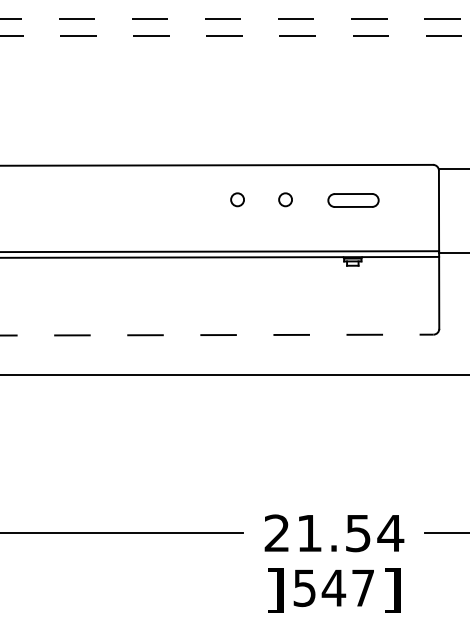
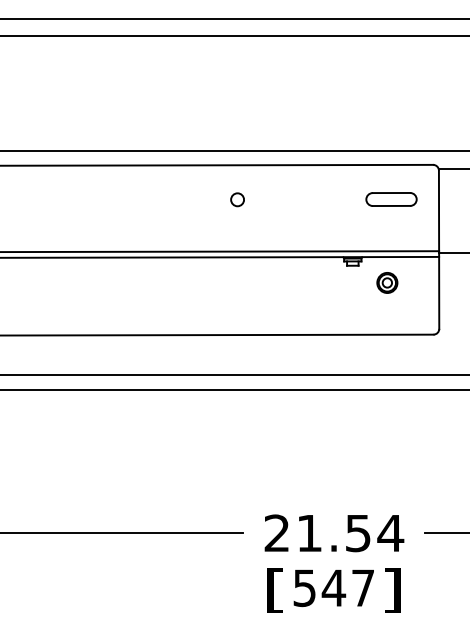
line: dashed -> solid (235, 18)
line: dashed -> solid (235, 36)
line: none -> present (234, 151)
circle: present -> none (285, 199)
part position: (353, 200) -> (391, 199) (391, 199)
part: none -> present (387, 282)
line: dashed -> solid (217, 335)
line: none -> present (234, 389)
text: ] -> [ (275, 590)
